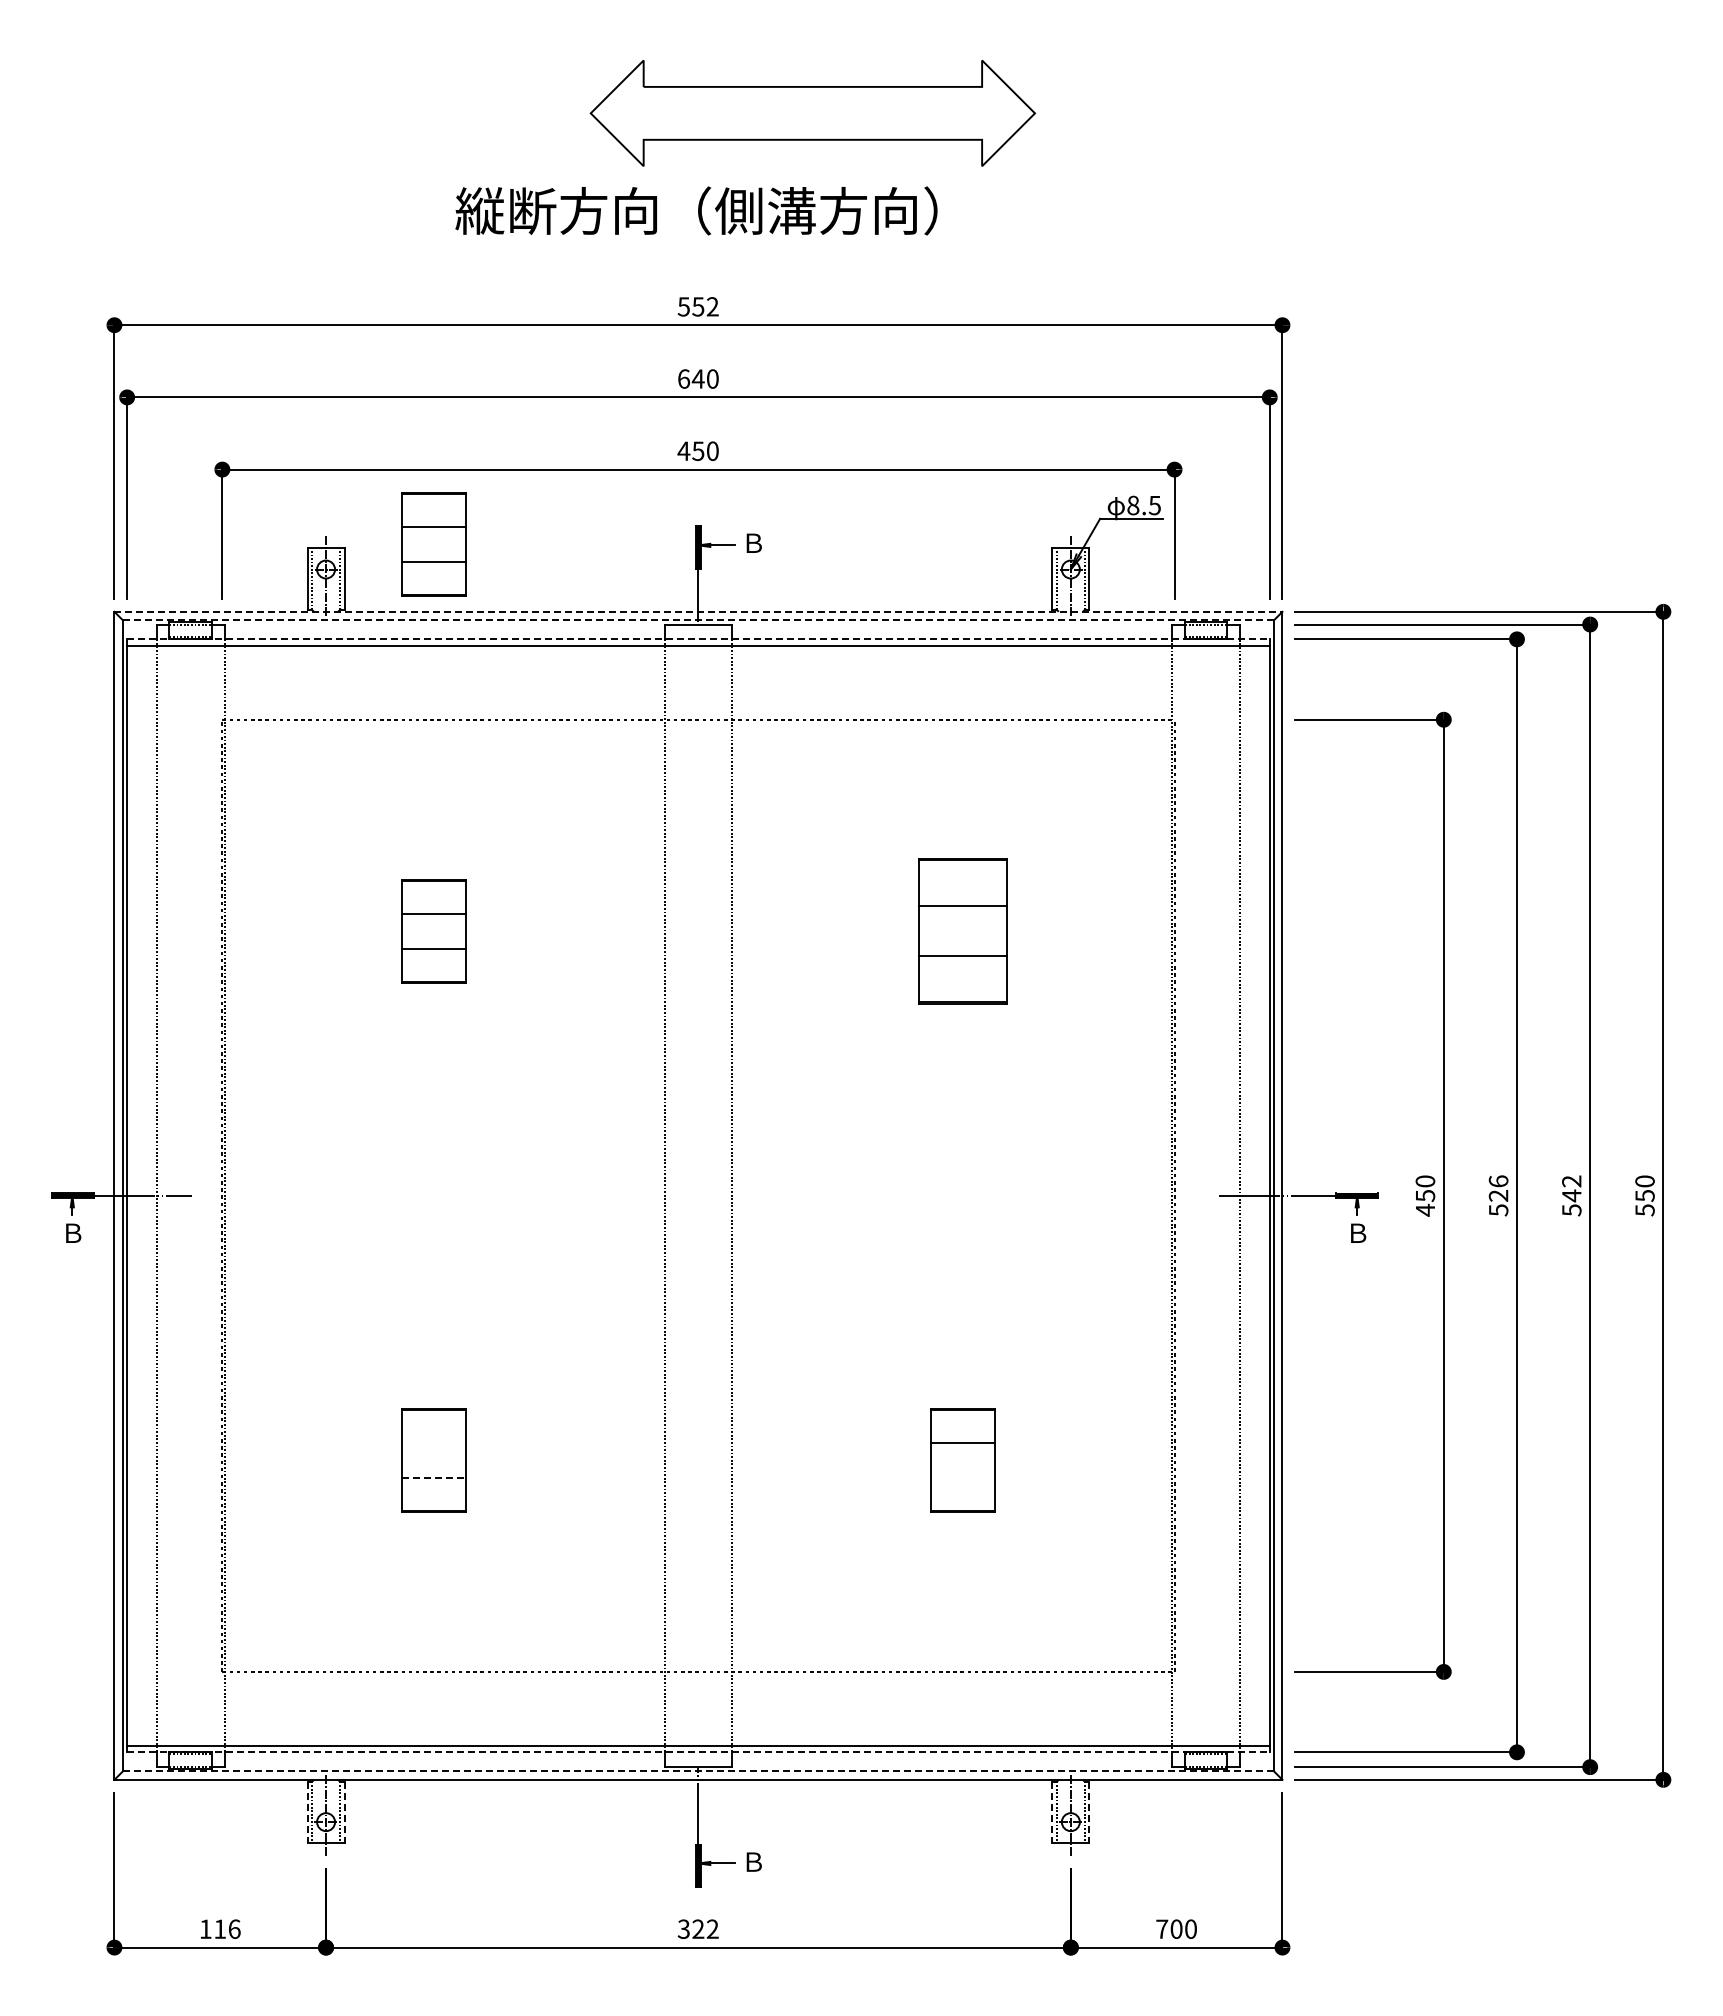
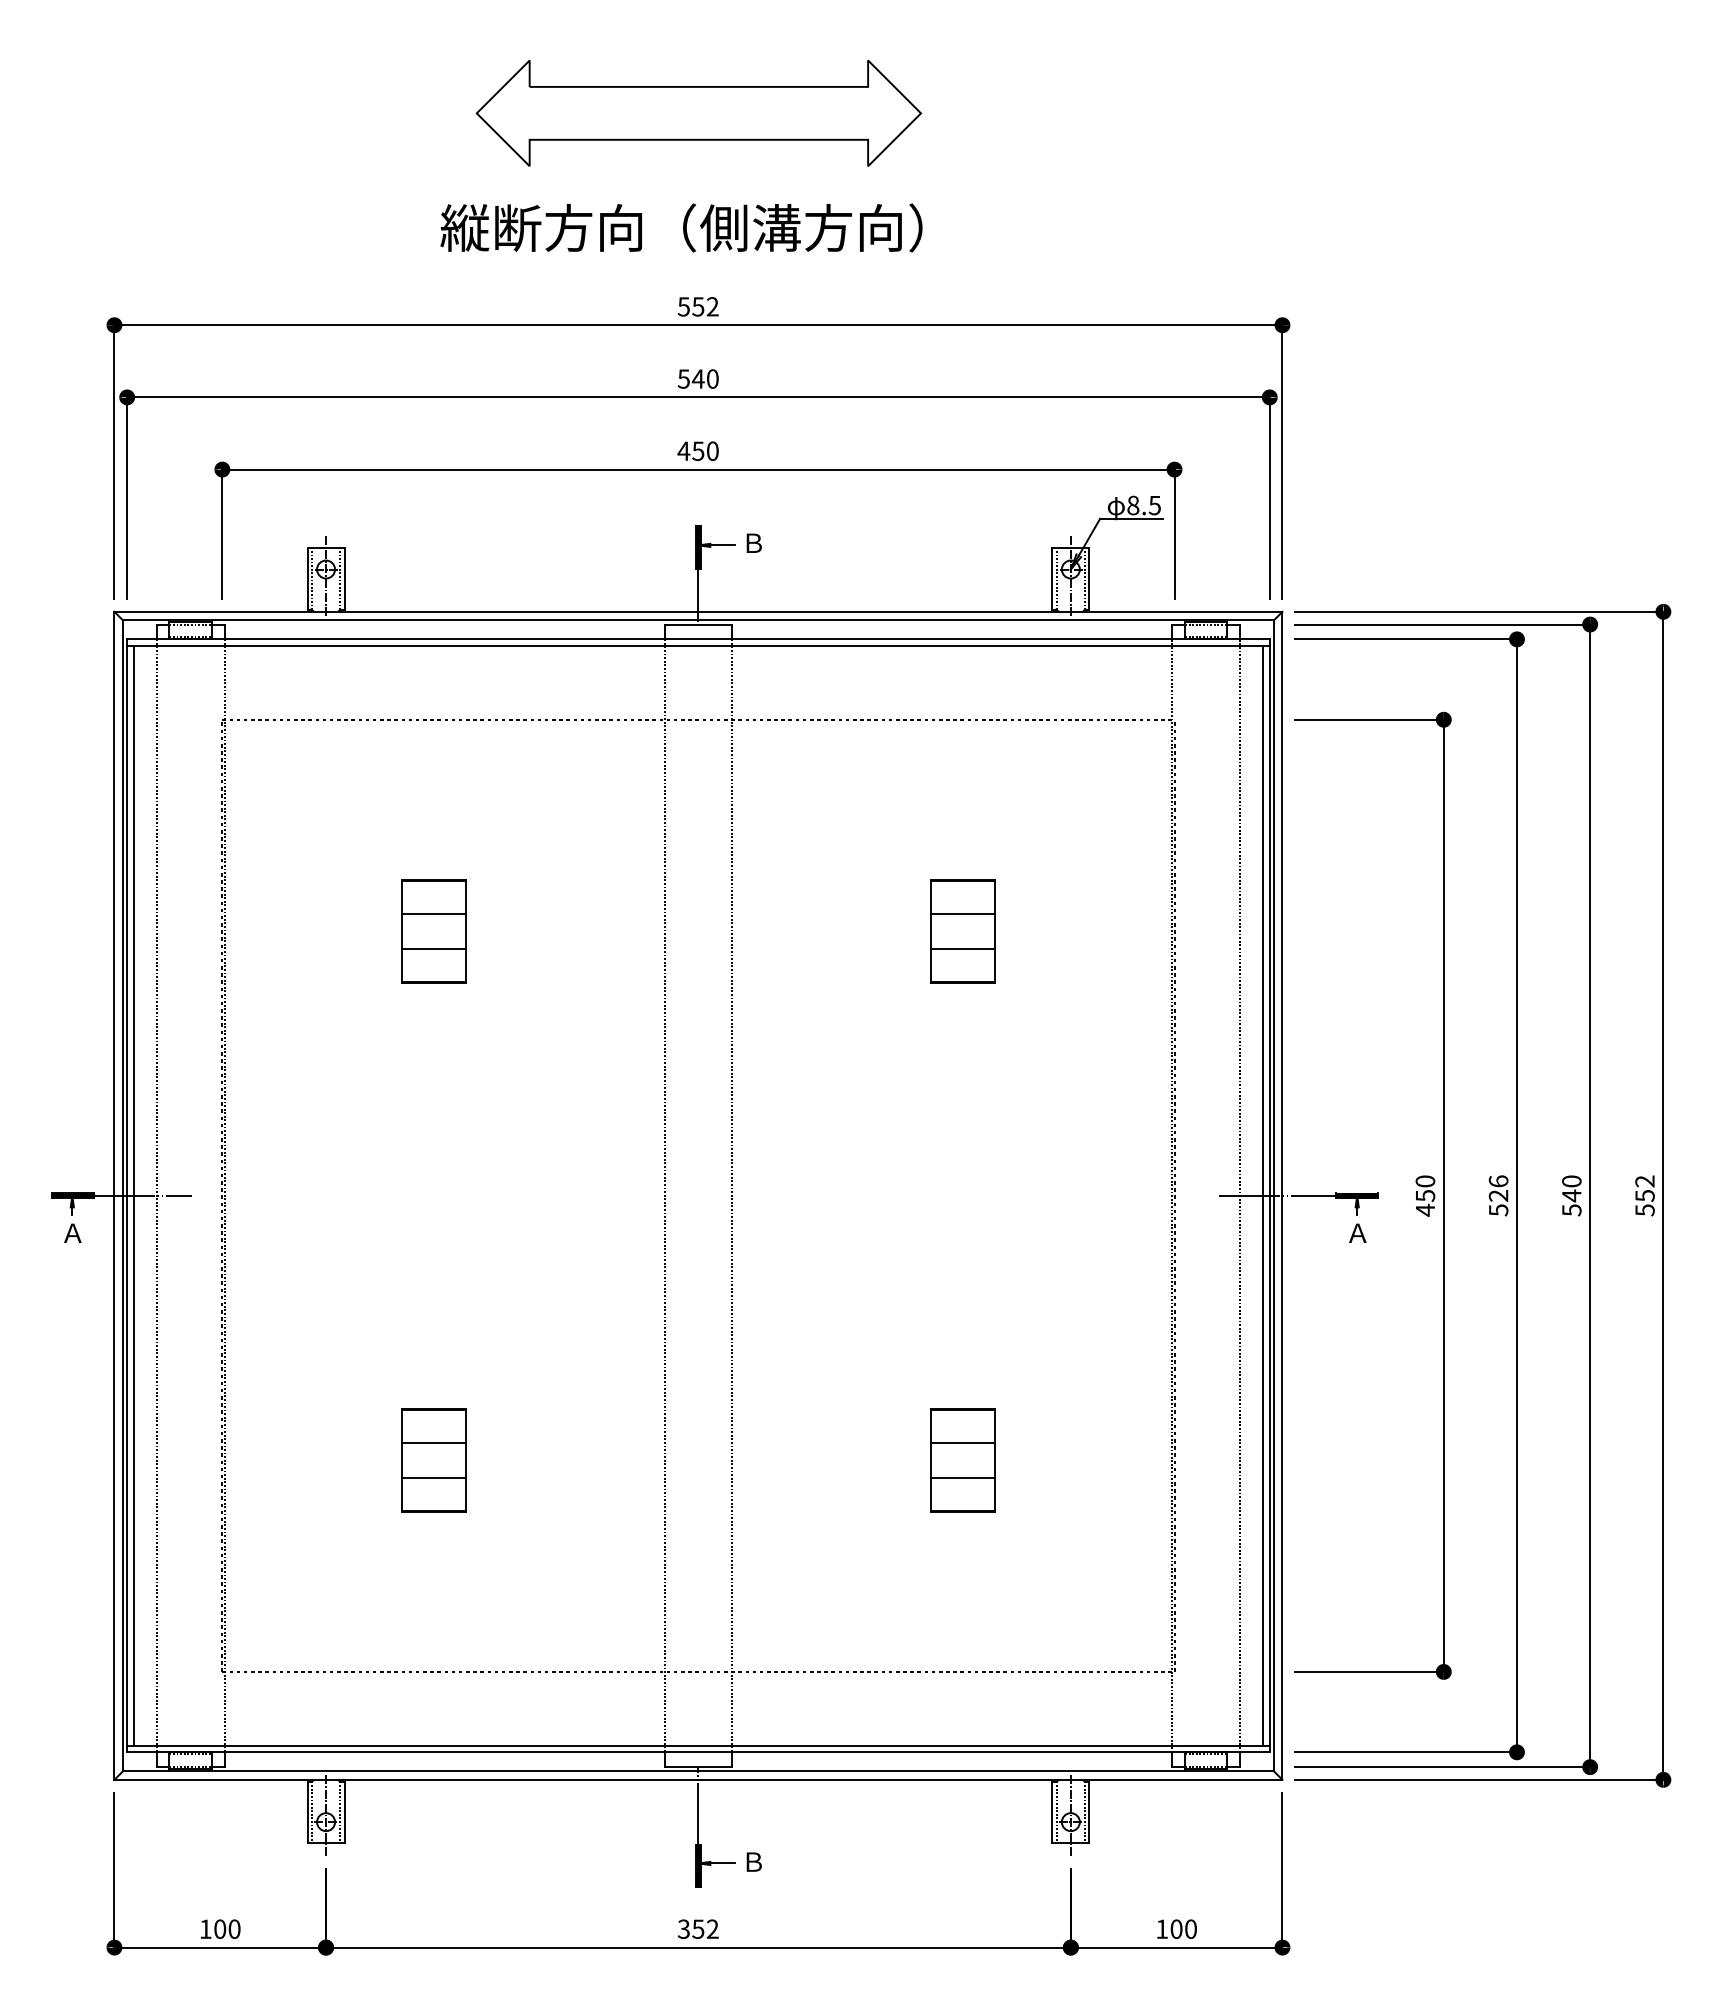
part position: (812, 113) -> (698, 113) (698, 113)
text position: (696, 210) -> (681, 227) (681, 227)
text: 640 -> 540 (683, 378)
part: present -> none (433, 544)
line: dashed -> solid (698, 611)
line: dashed -> solid (698, 620)
line: dashed -> solid (698, 639)
part size: 90x147 px -> 66x105 px (962, 931)
text: 542 -> 540 (1571, 1181)
text: 550 -> 552 (1644, 1181)
line: none -> present (133, 1195)
line: none -> present (1263, 1195)
text: Ｂ -> Ａ (72, 1232)
text: Ｂ -> Ａ (1357, 1232)
line: none -> present (433, 1442)
line: dashed -> solid (433, 1478)
line: none -> present (962, 1478)
line: dashed -> solid (698, 1752)
line: dashed -> solid (698, 1771)
line: dashed -> solid (307, 1812)
line: dashed -> solid (344, 1812)
line: dashed -> solid (1052, 1812)
line: dashed -> solid (1089, 1812)
text: 116 -> 100 (227, 1928)
text: 322 -> 352 (698, 1928)
text: 700 -> 100 (1162, 1928)
